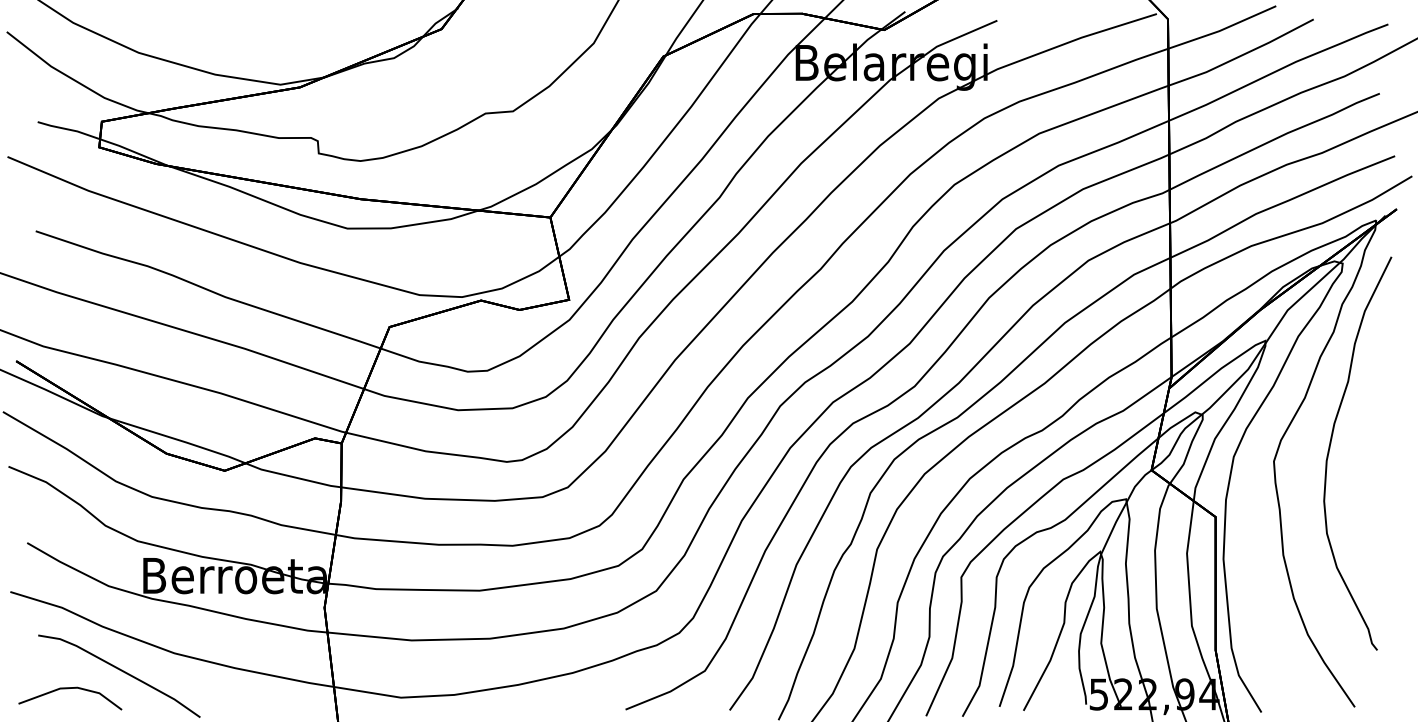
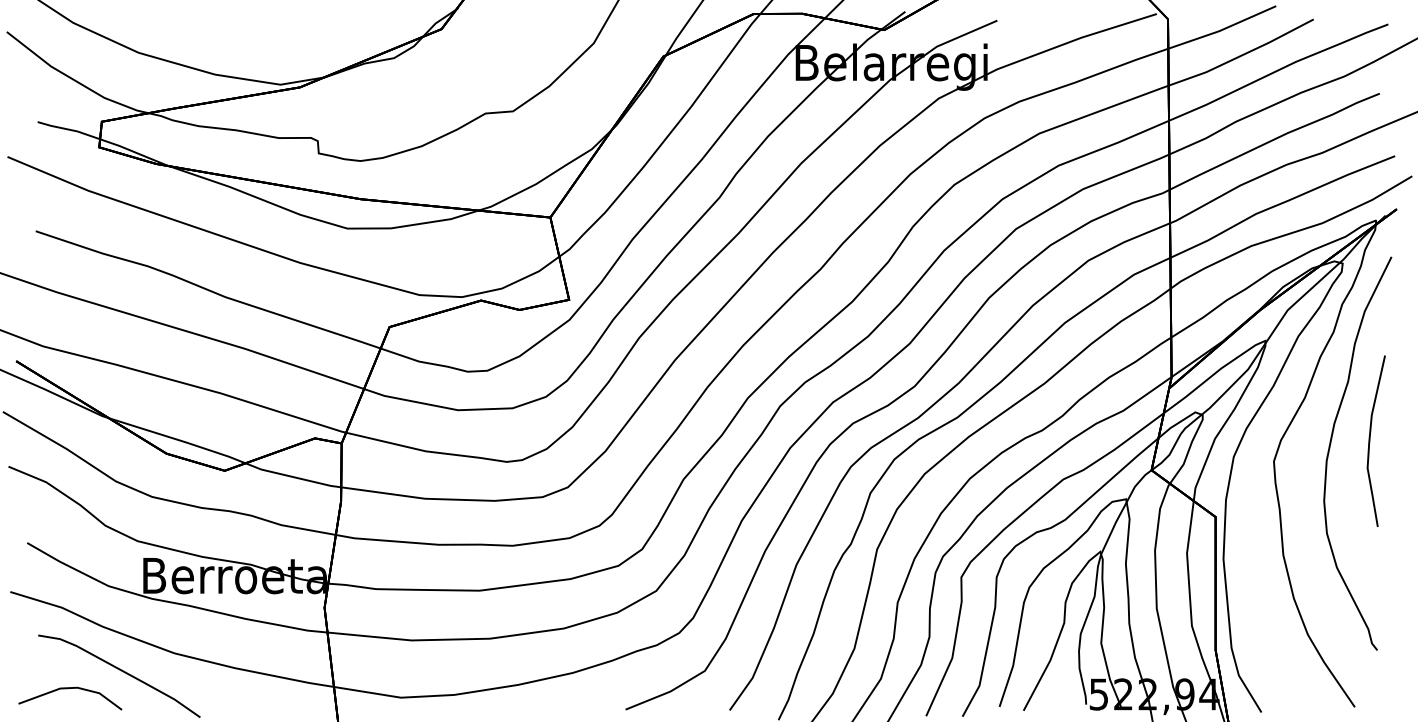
curve: none -> present (1370, 440)
